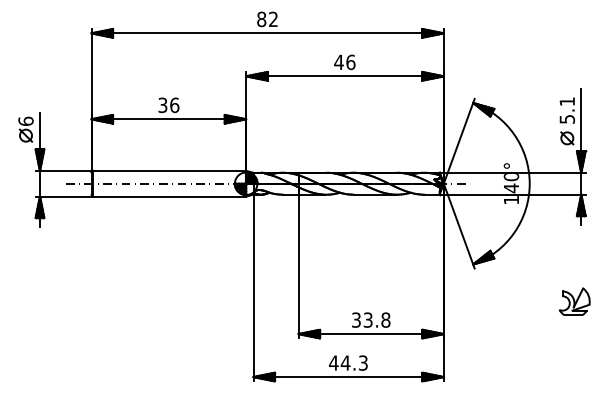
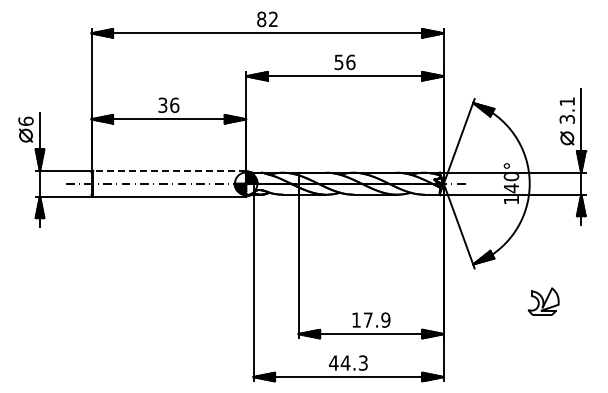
text: 46 -> 56 (338, 62)
text: 5.1 -> 3.1 (566, 119)
line: solid -> dashed (169, 170)
part position: (574, 301) -> (543, 301) (543, 301)
text: 33.8 -> 17.9 (371, 319)
